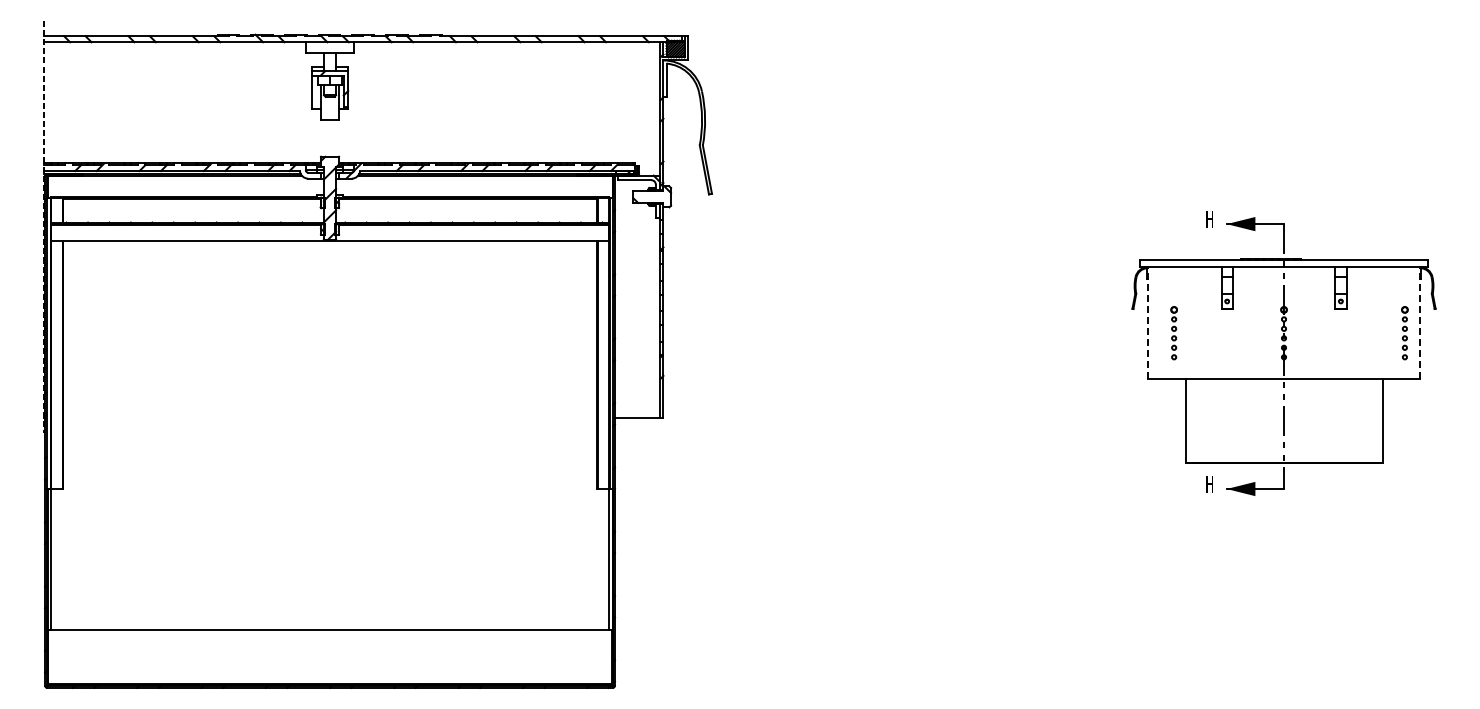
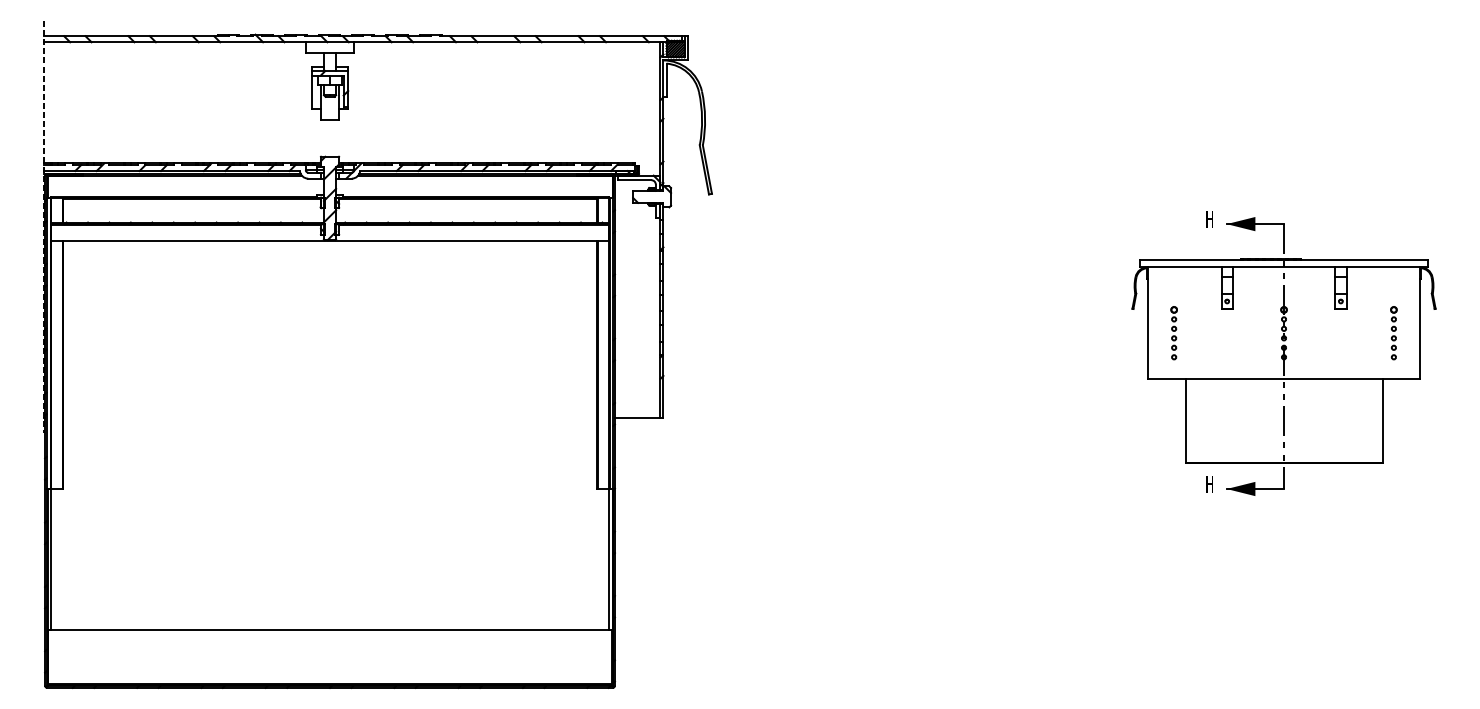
line: dashed -> solid (1147, 323)
line: dashed -> solid (1420, 323)
part position: (1404, 333) -> (1393, 333) (1393, 333)
